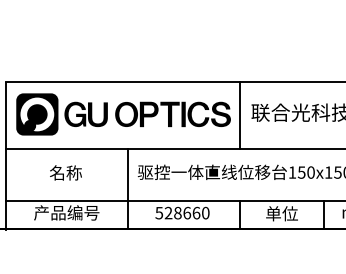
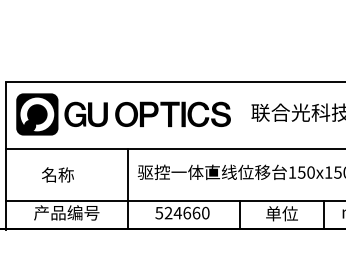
line: present -> none (239, 115)
text position: (65, 172) -> (57, 174) (57, 174)
text: 528660 -> 524660 (177, 212)
